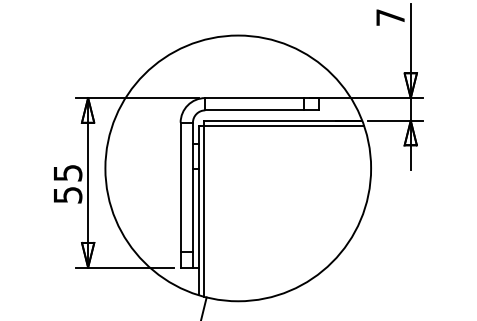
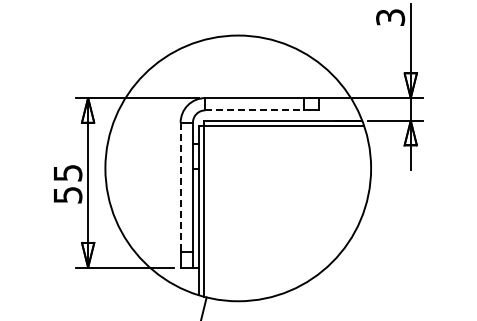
text: 7 -> 3 (390, 17)
line: solid -> dashed (255, 110)
line: solid -> dashed (180, 187)
